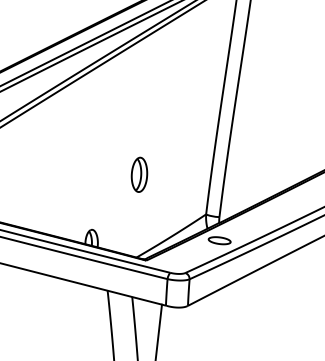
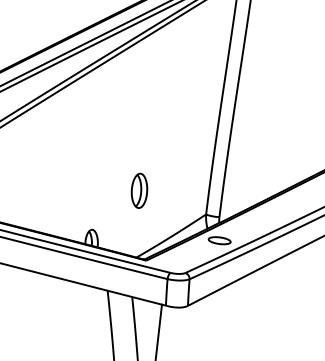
part position: (139, 174) -> (139, 190) (139, 190)
